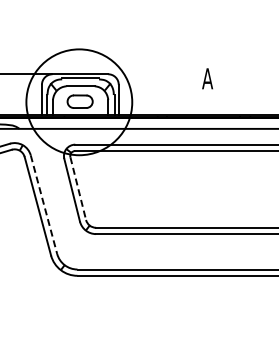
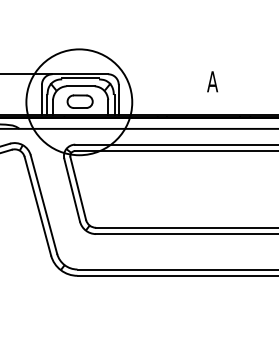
text position: (207, 78) -> (212, 81) (212, 81)
line: dashed -> solid (78, 189)
line: dashed -> solid (44, 205)
